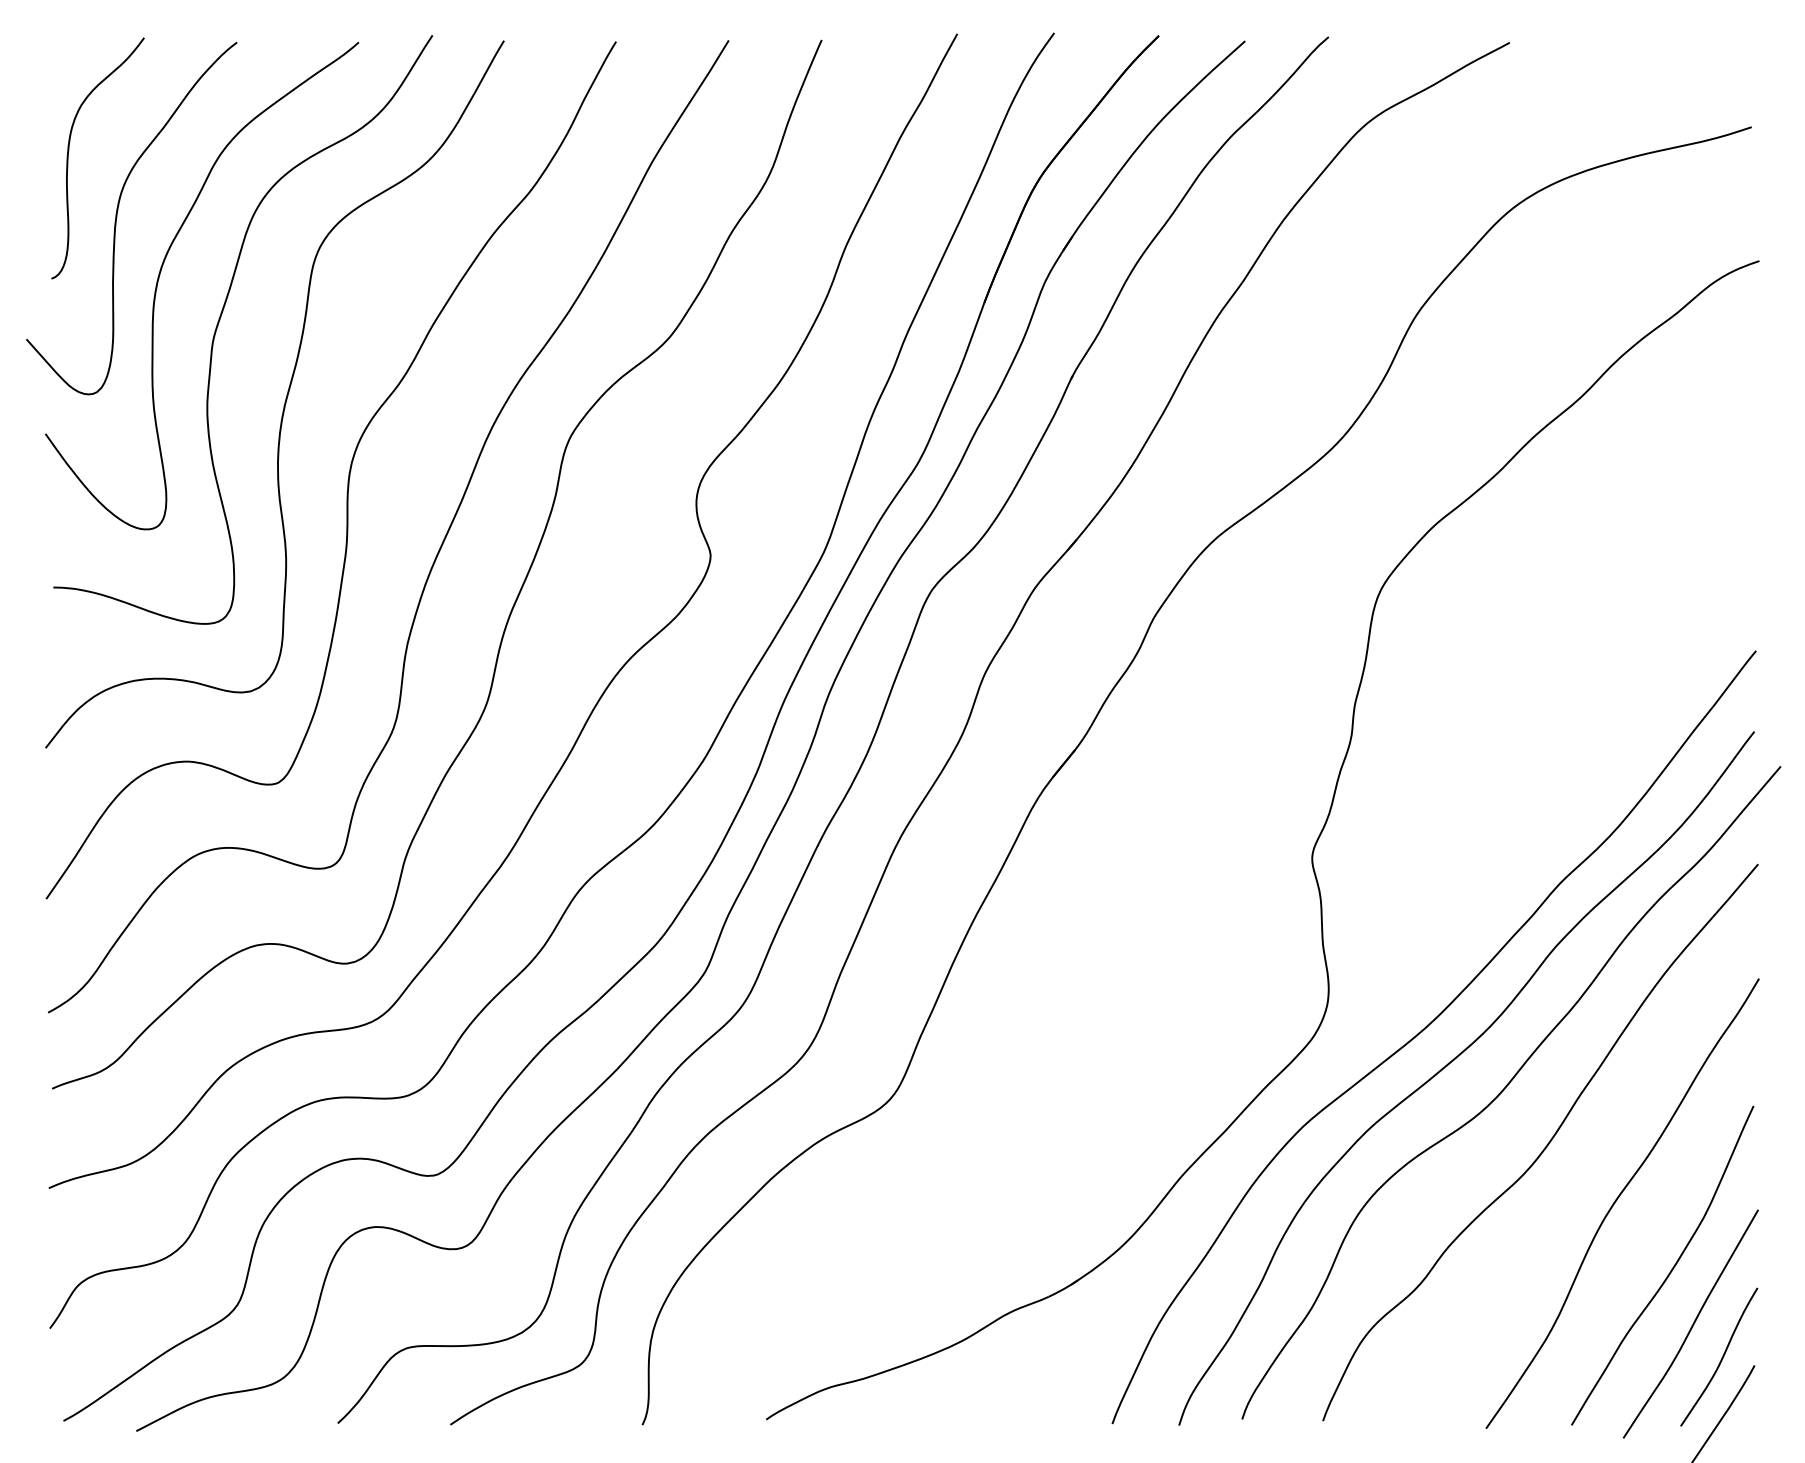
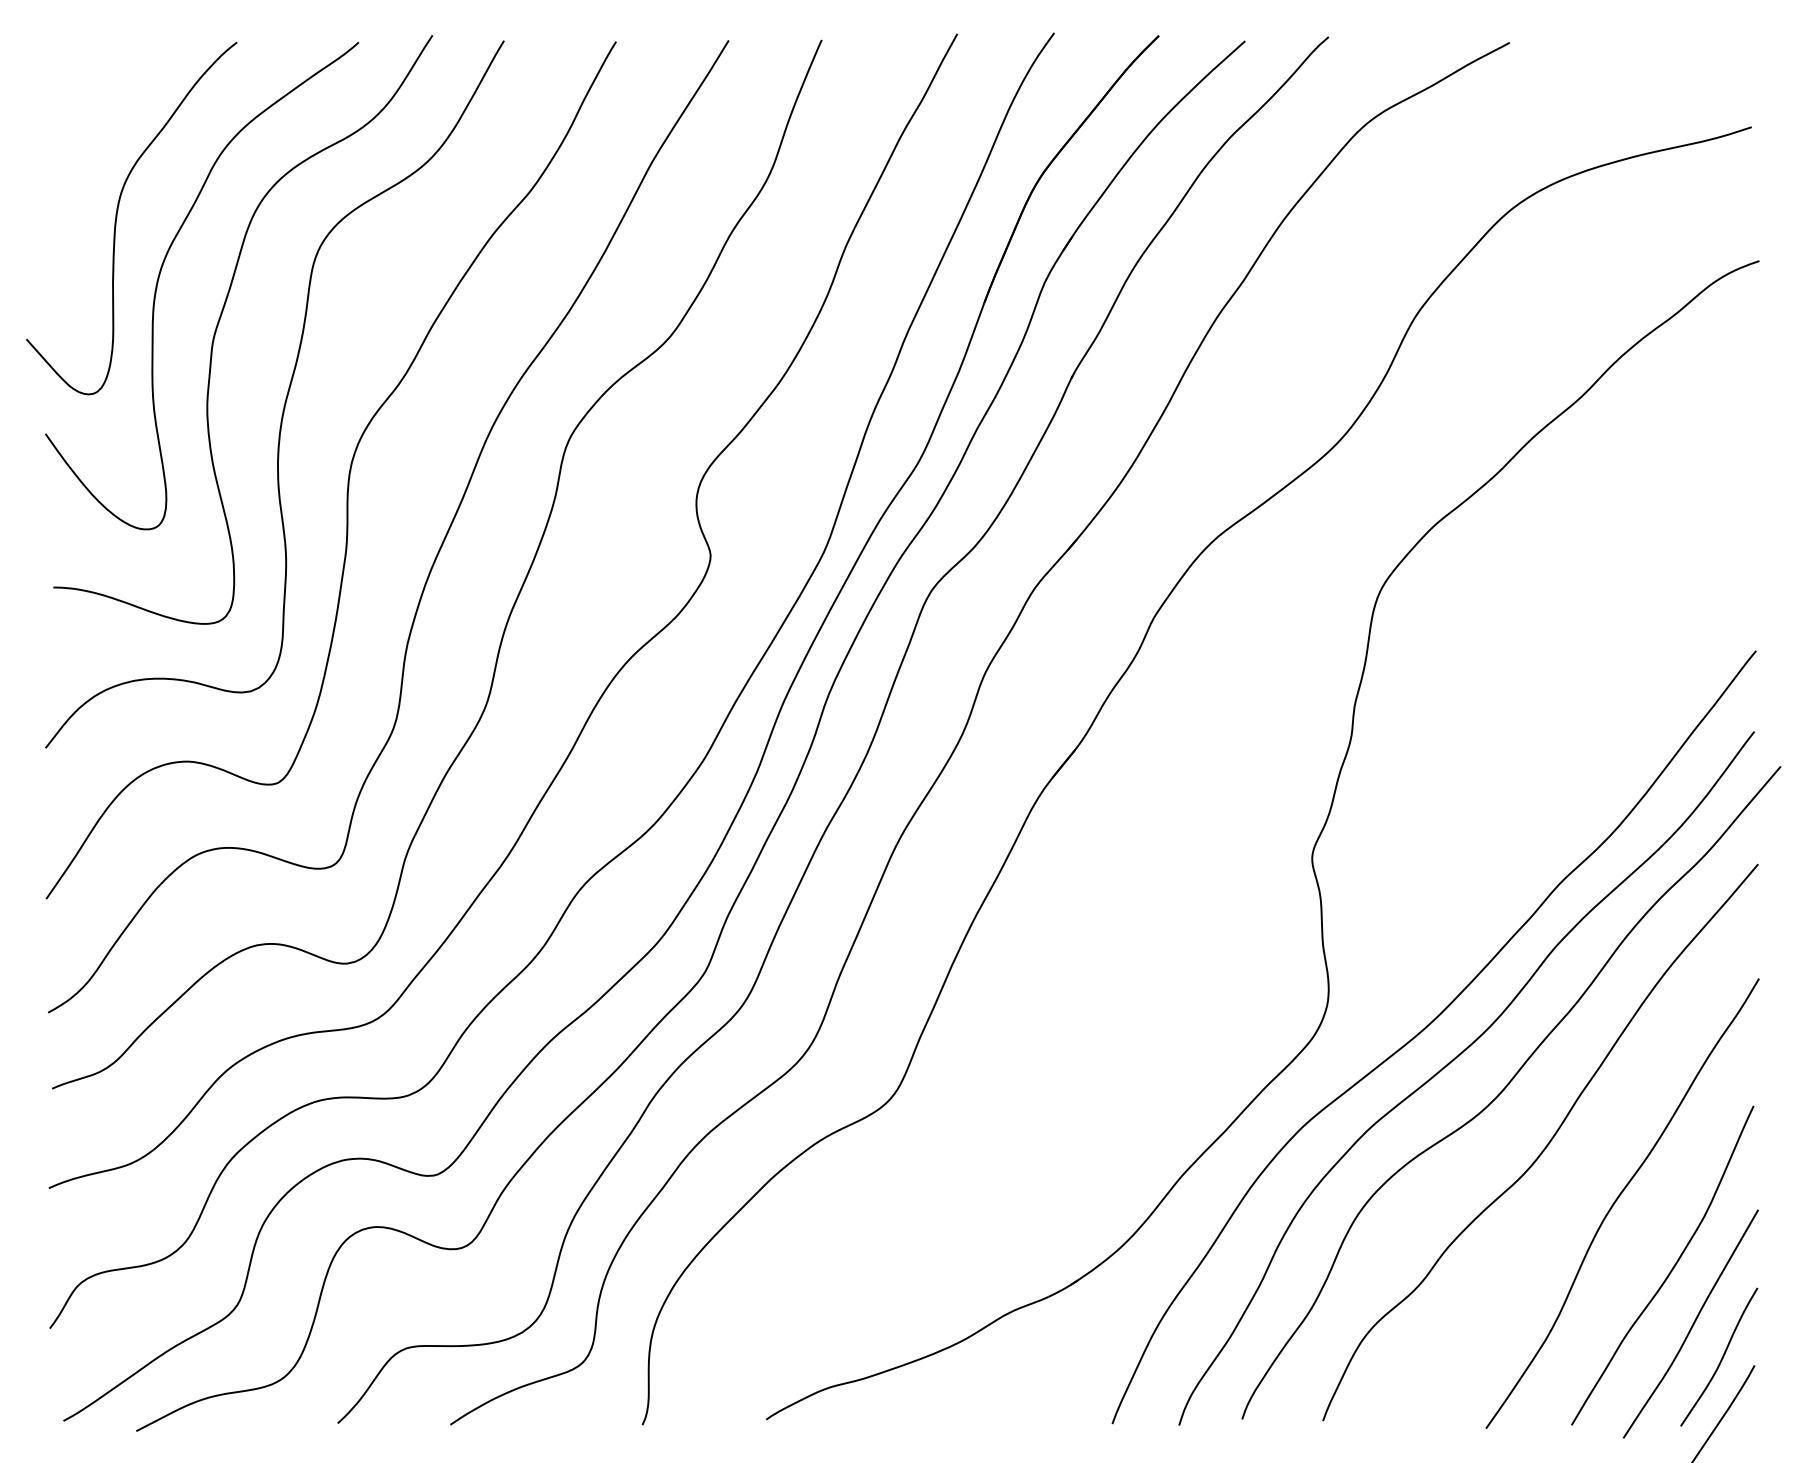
curve: present -> none (69, 151)
